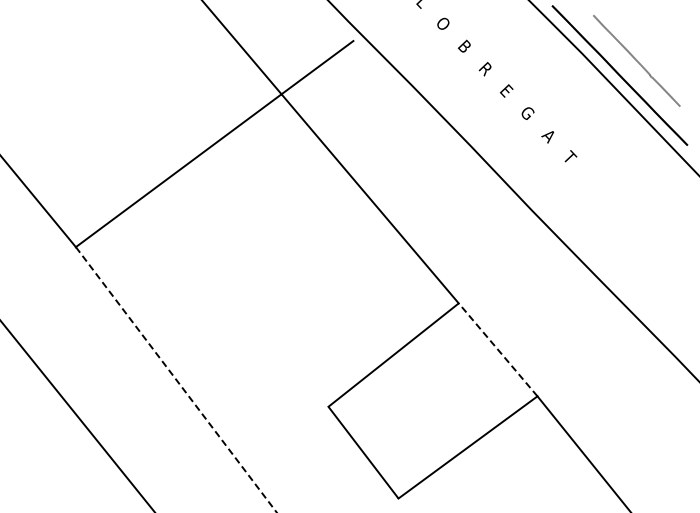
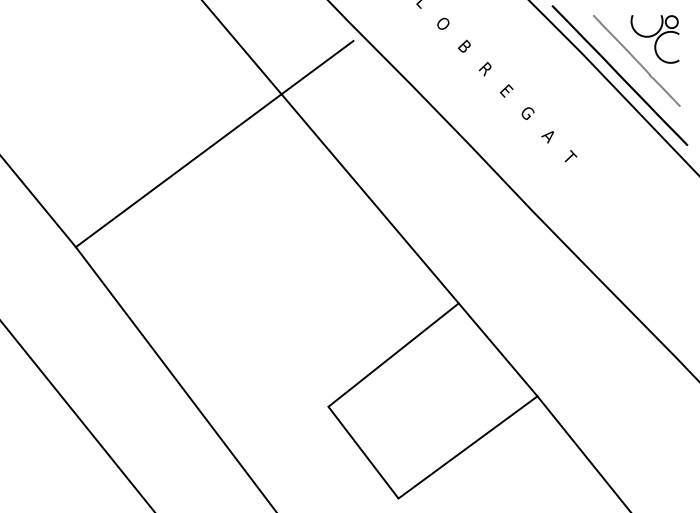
part: none -> present (654, 39)
line: dashed -> solid (498, 349)
line: dashed -> solid (176, 380)
